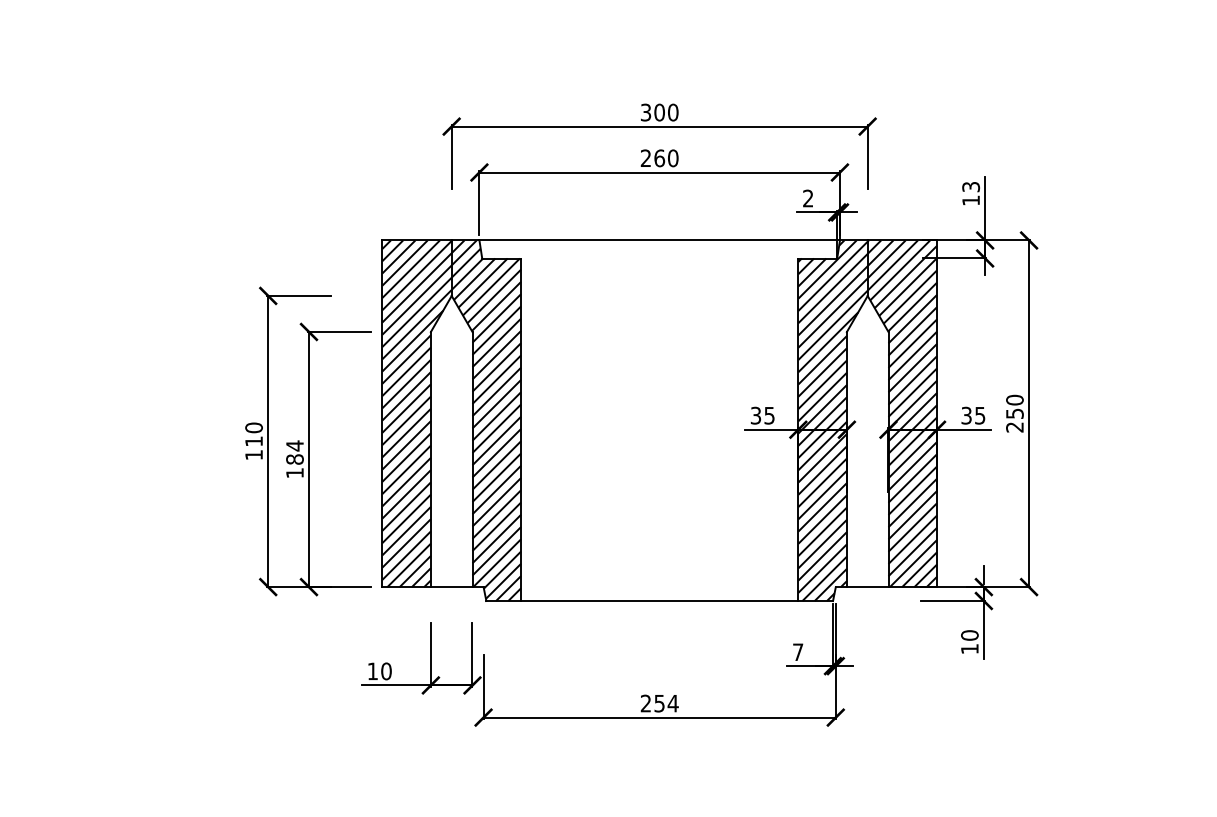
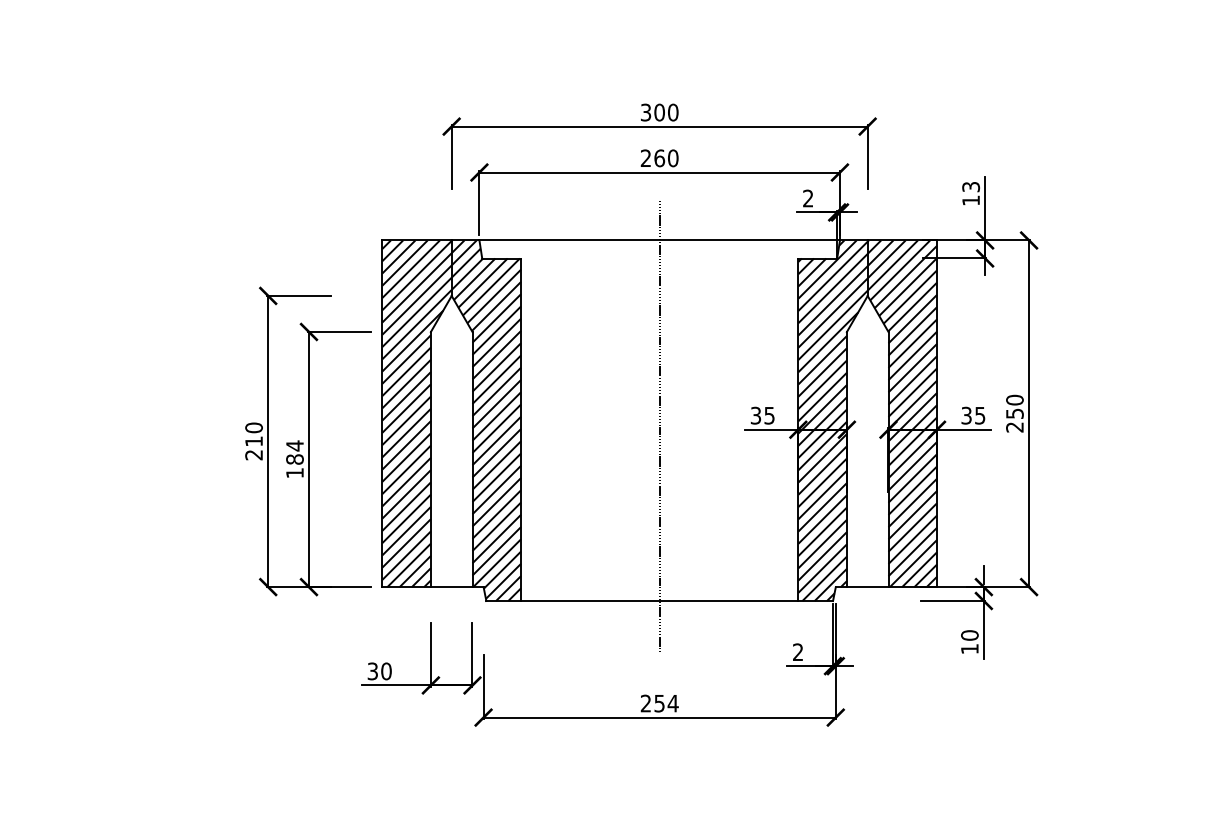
line: none -> present (659, 425)
text: 110 -> 210 (253, 455)
text: 7 -> 2 (798, 651)
text: 10 -> 30 (372, 671)
